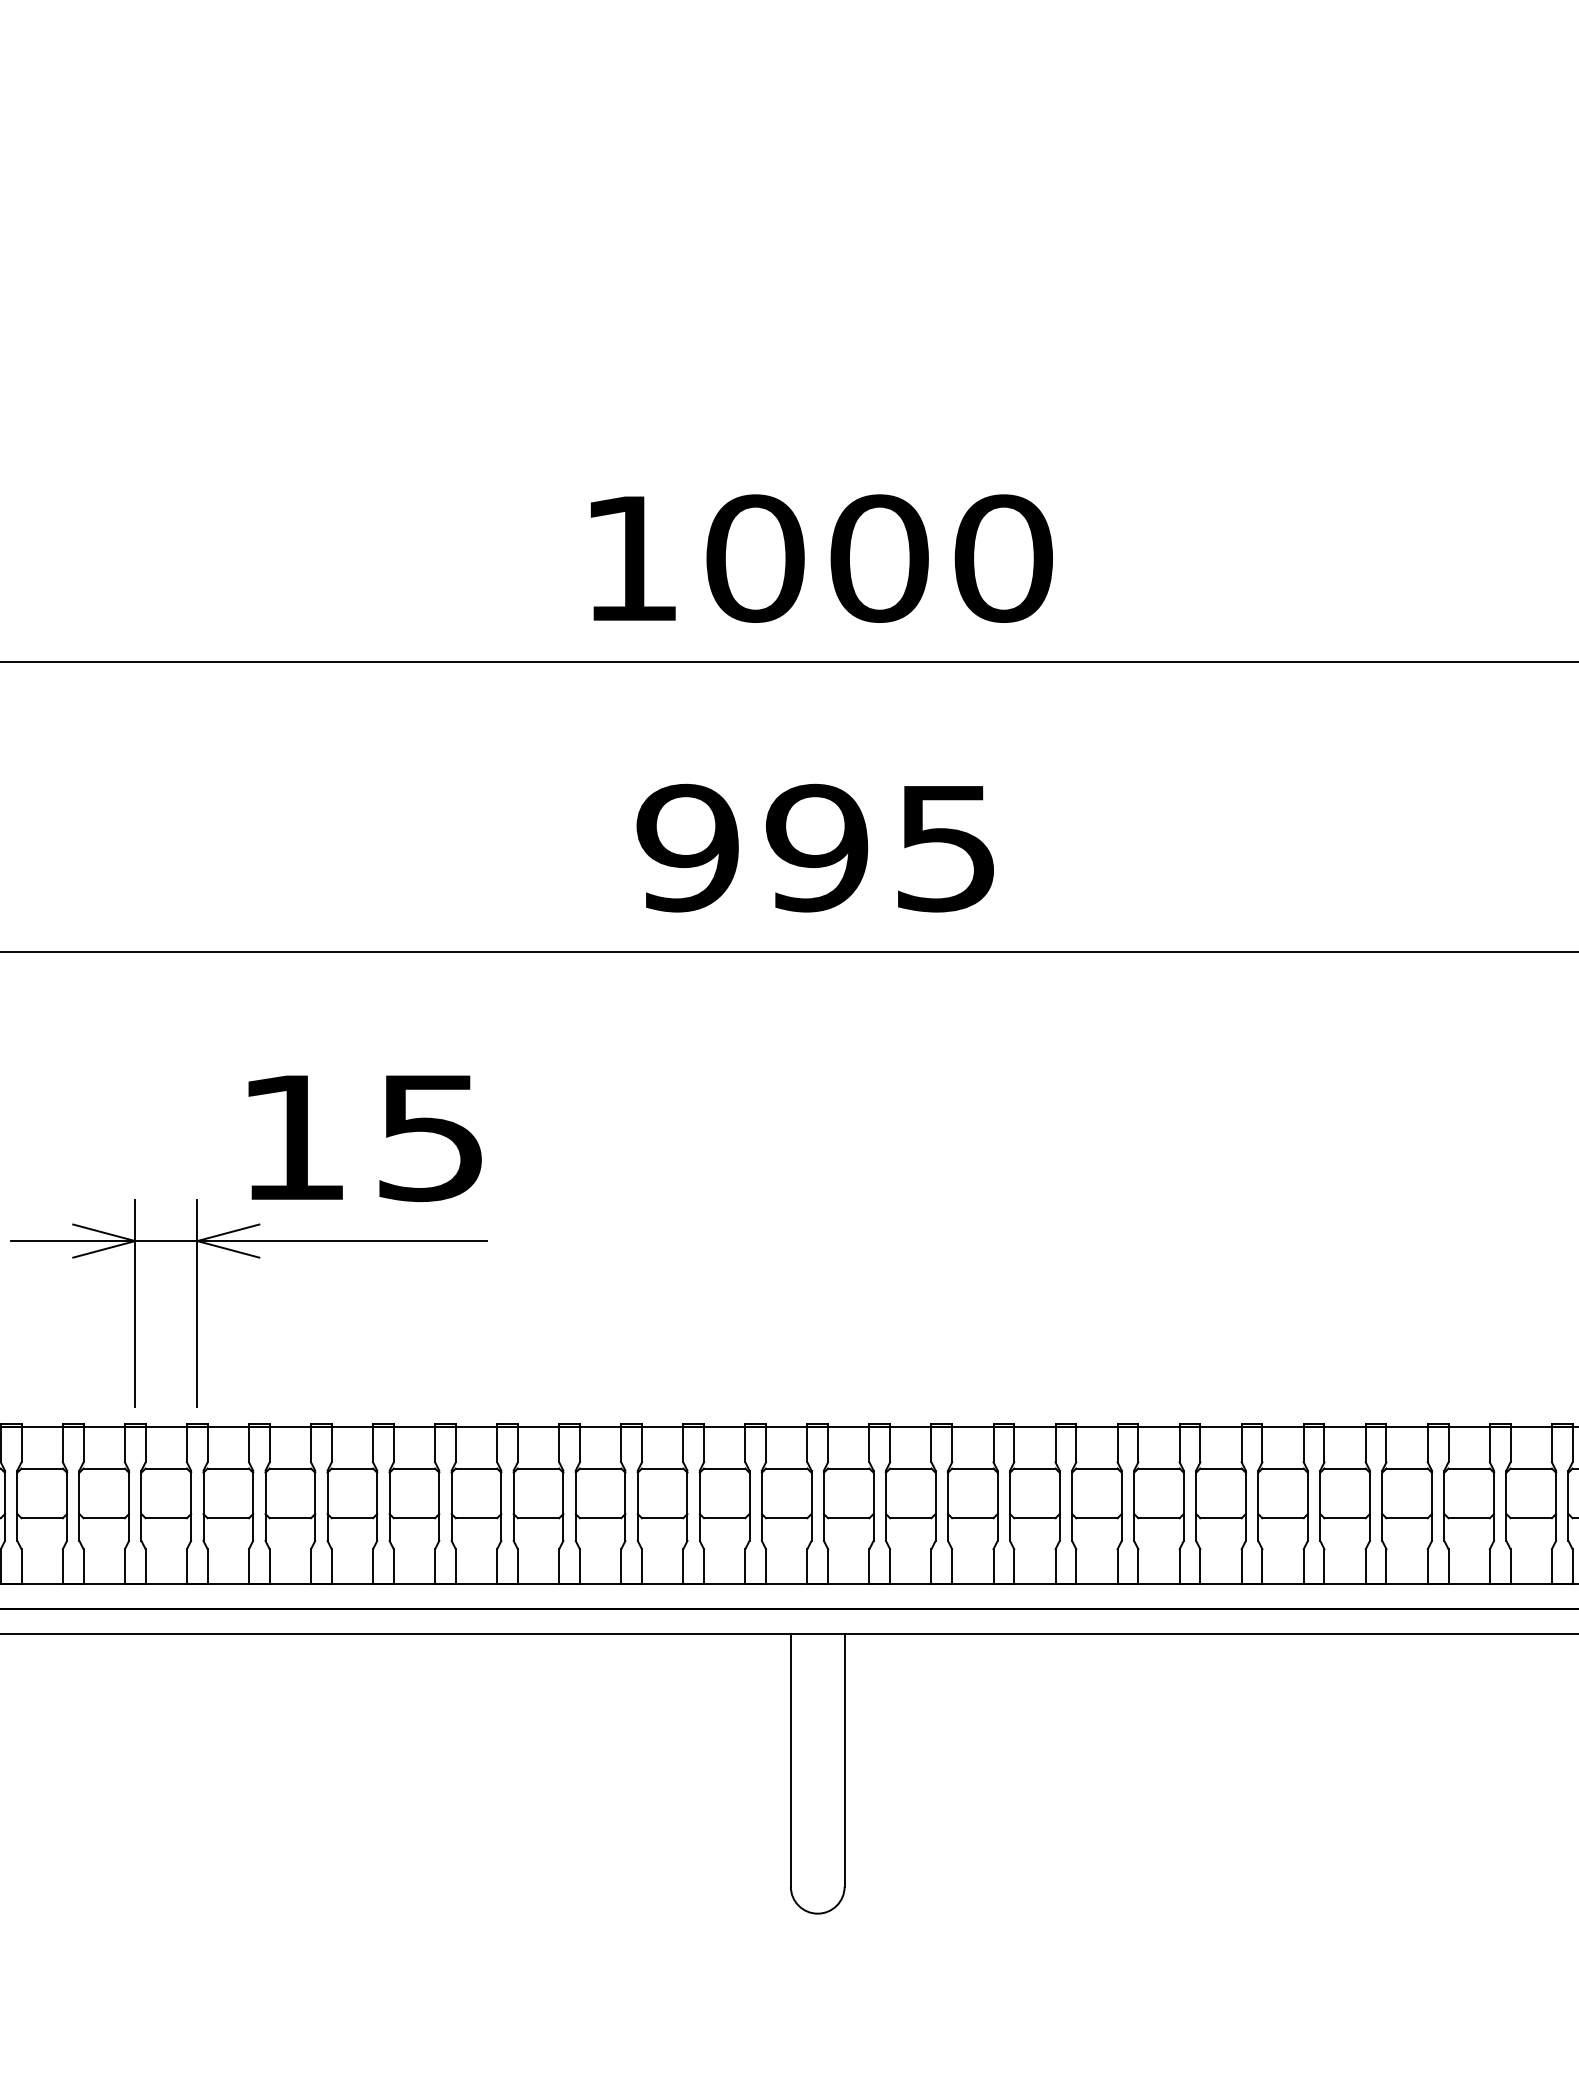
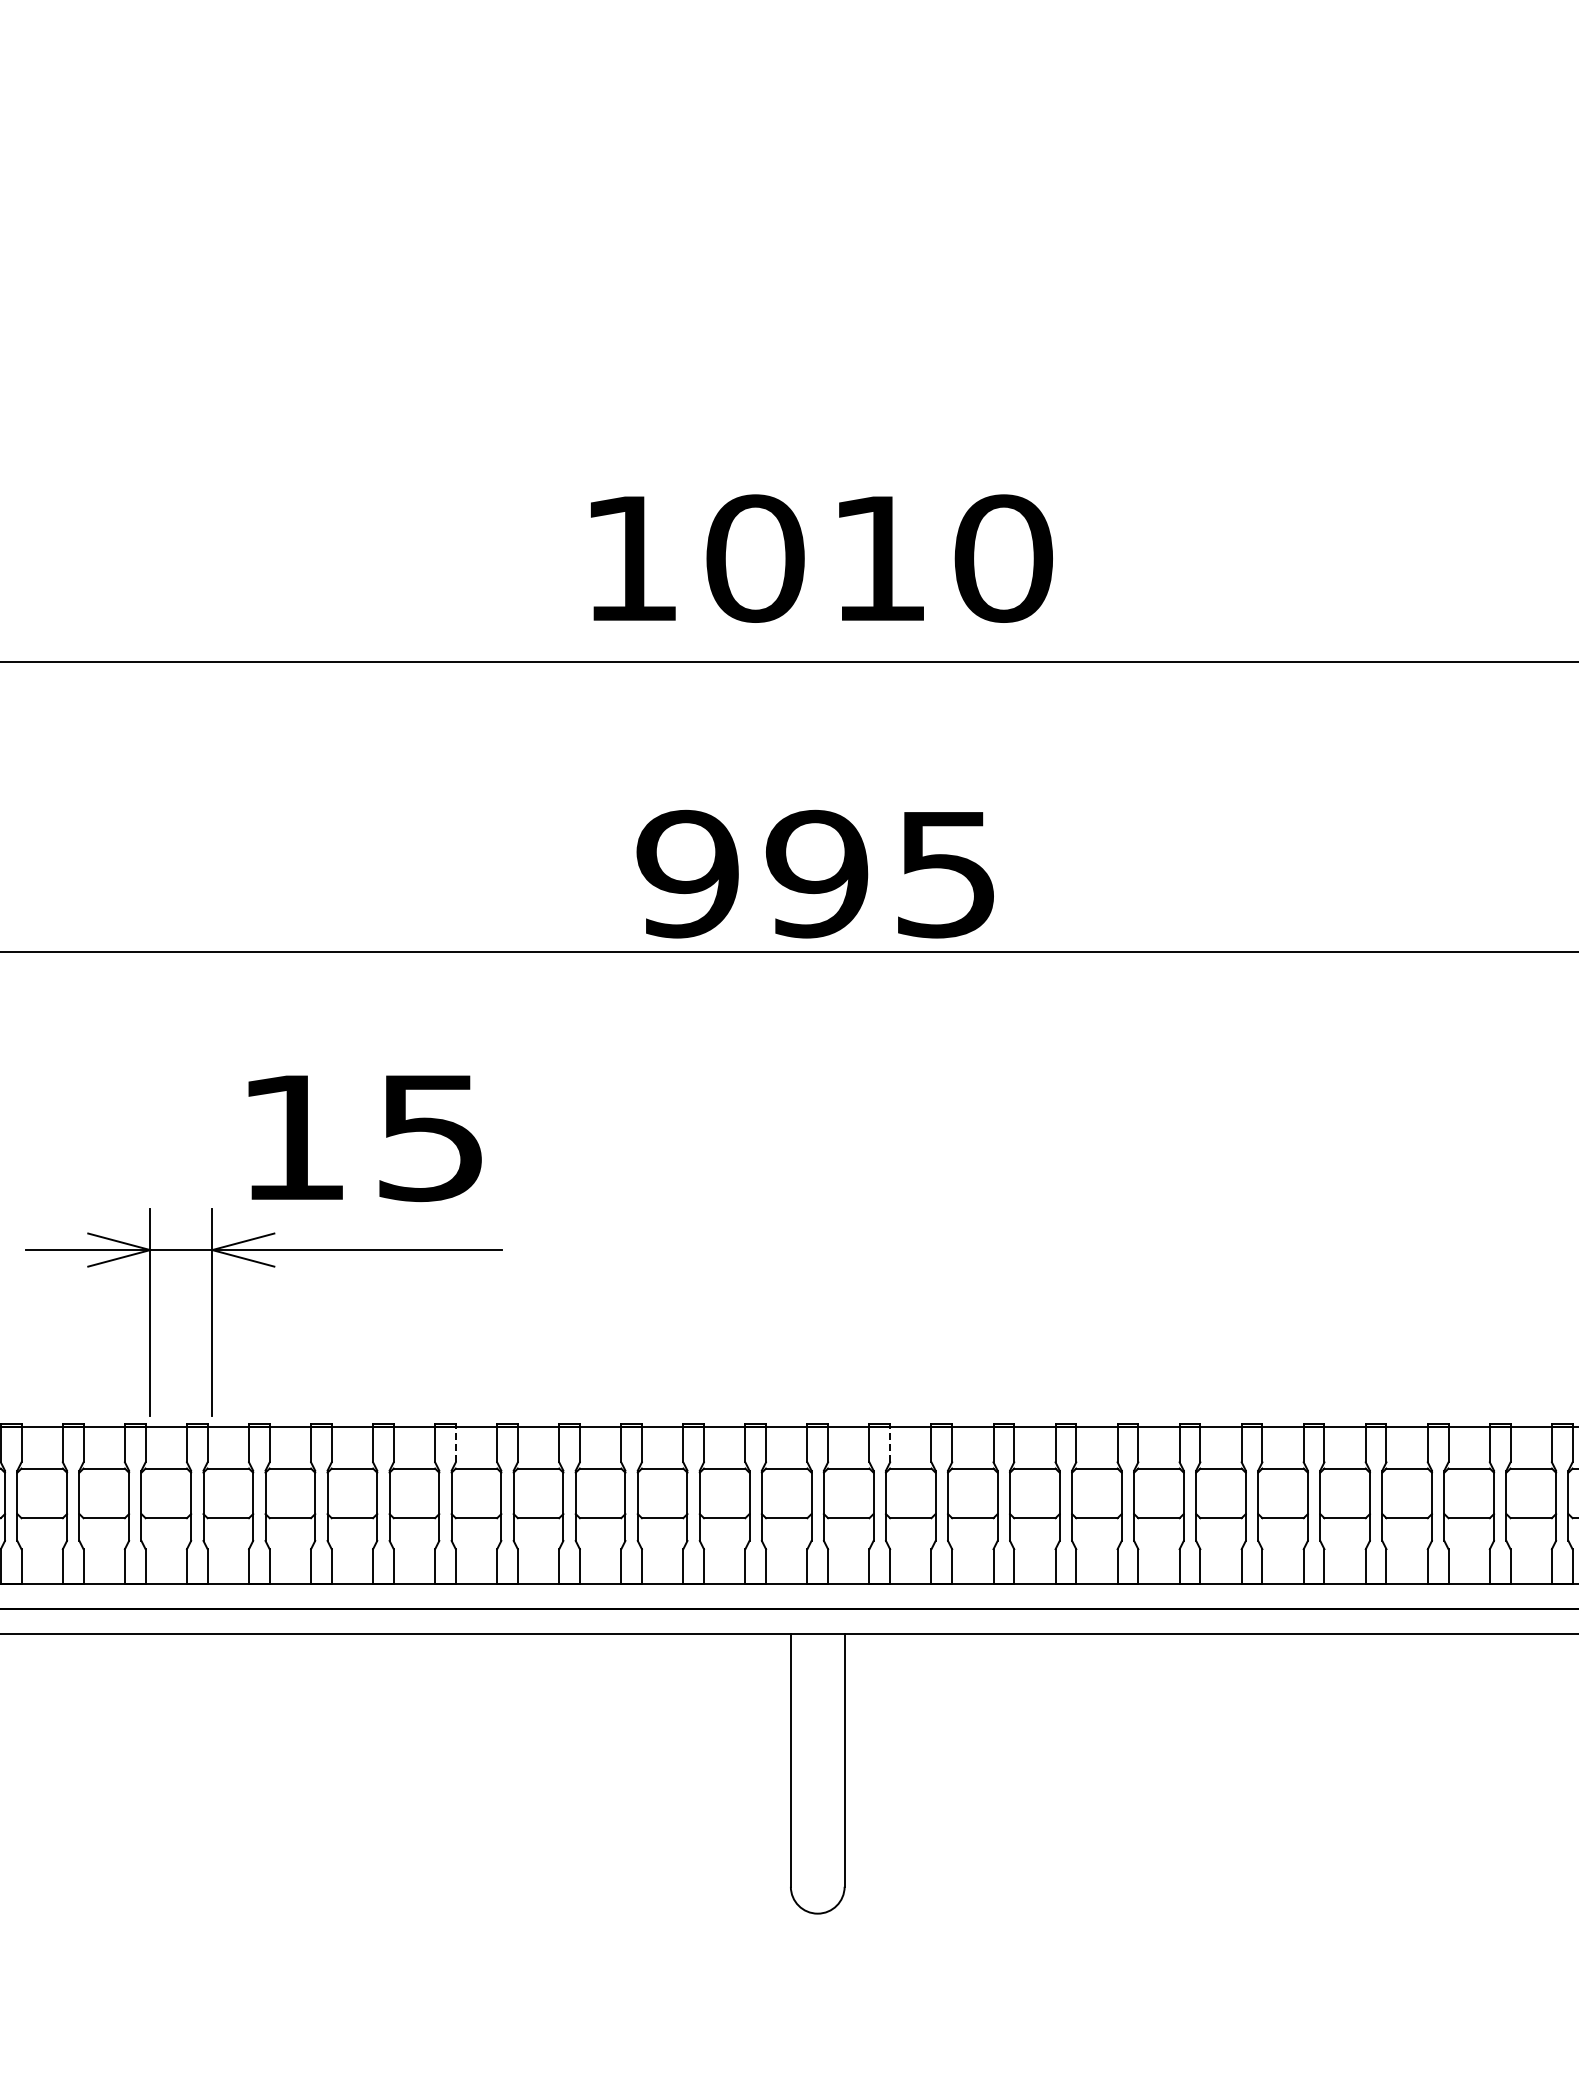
text: 1000 -> 1010 (879, 558)
text position: (814, 847) -> (814, 873) (814, 873)
part position: (257, 1258) -> (272, 1267) (272, 1267)
line: solid -> dashed (455, 1444)
line: solid -> dashed (890, 1444)
